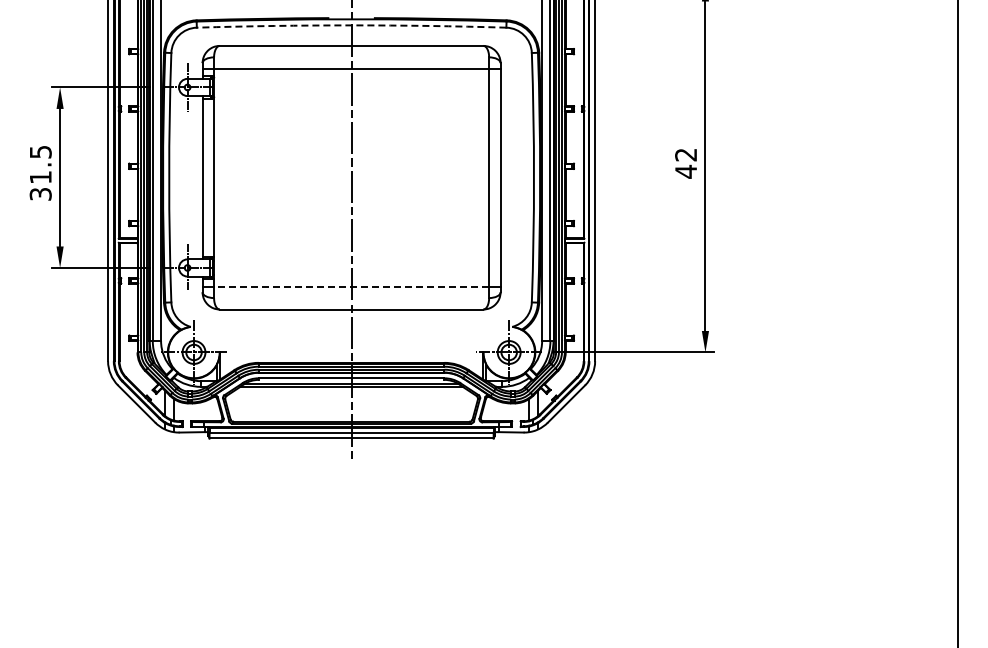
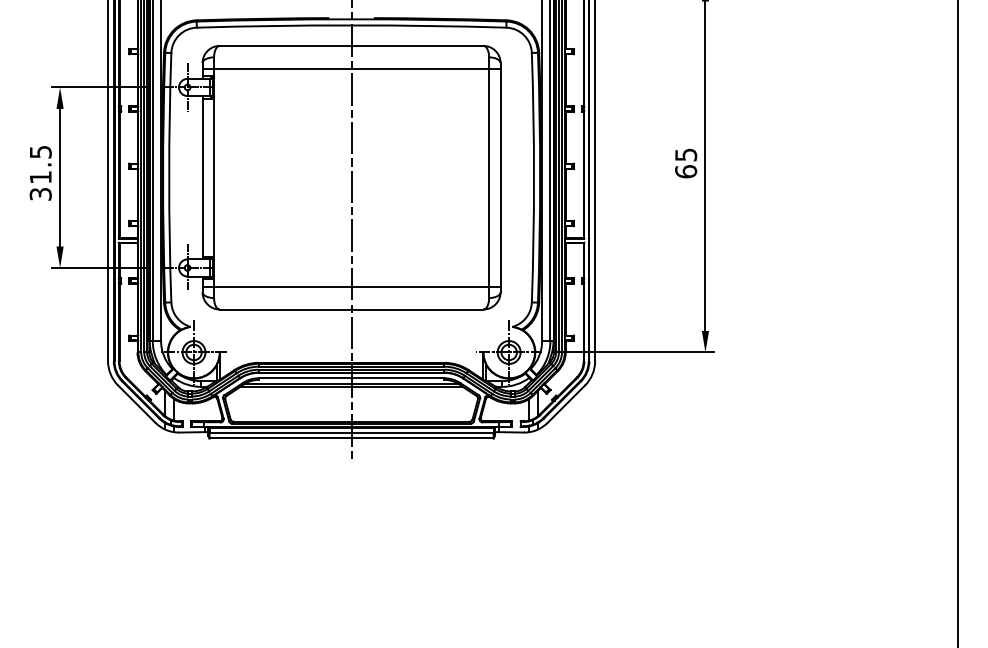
arc: dashed -> solid (351, 25)
text: 42 -> 65 (686, 163)
line: dashed -> solid (351, 286)
